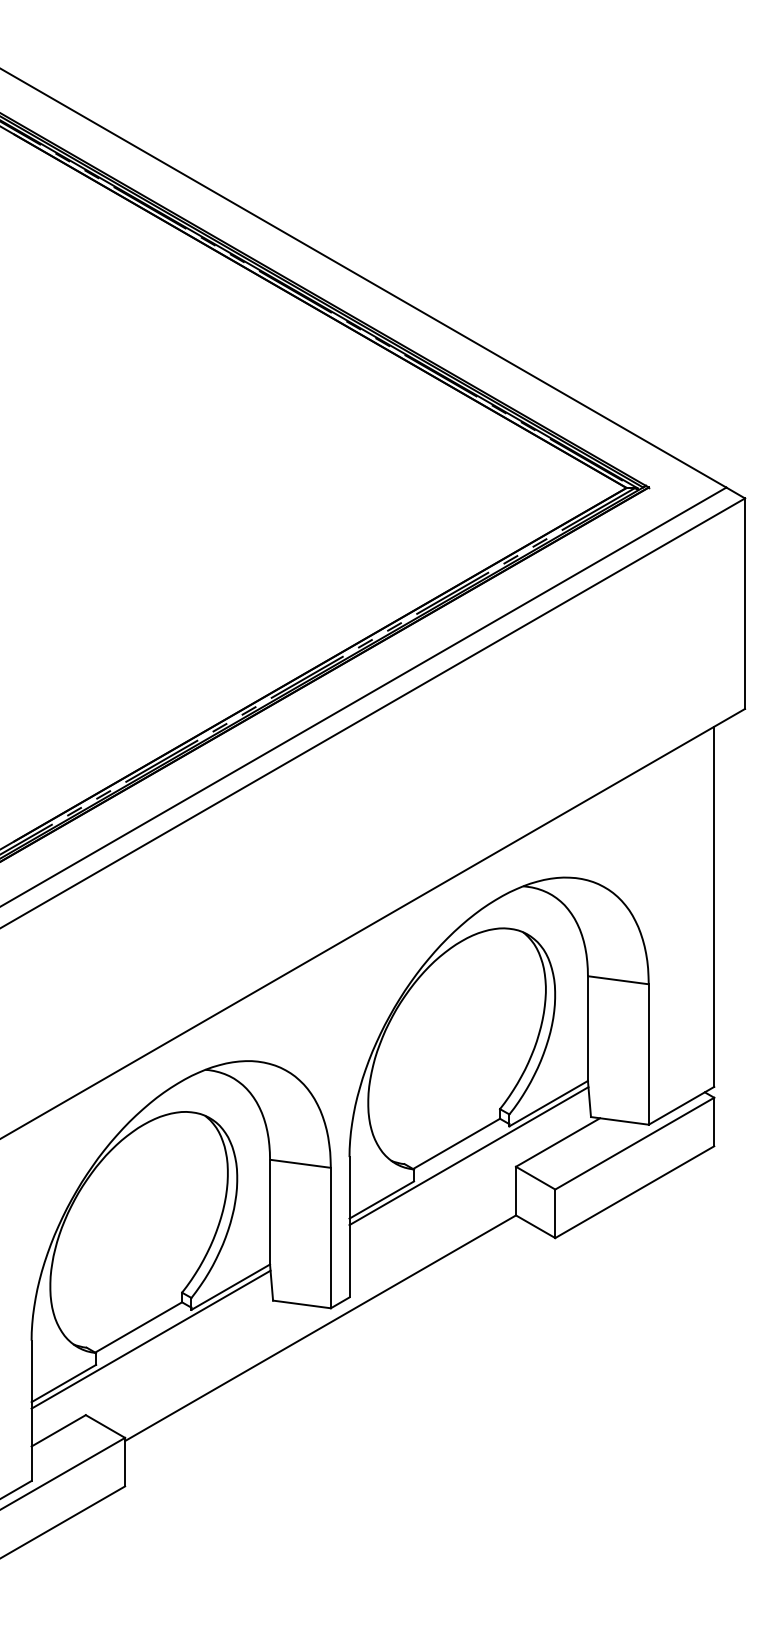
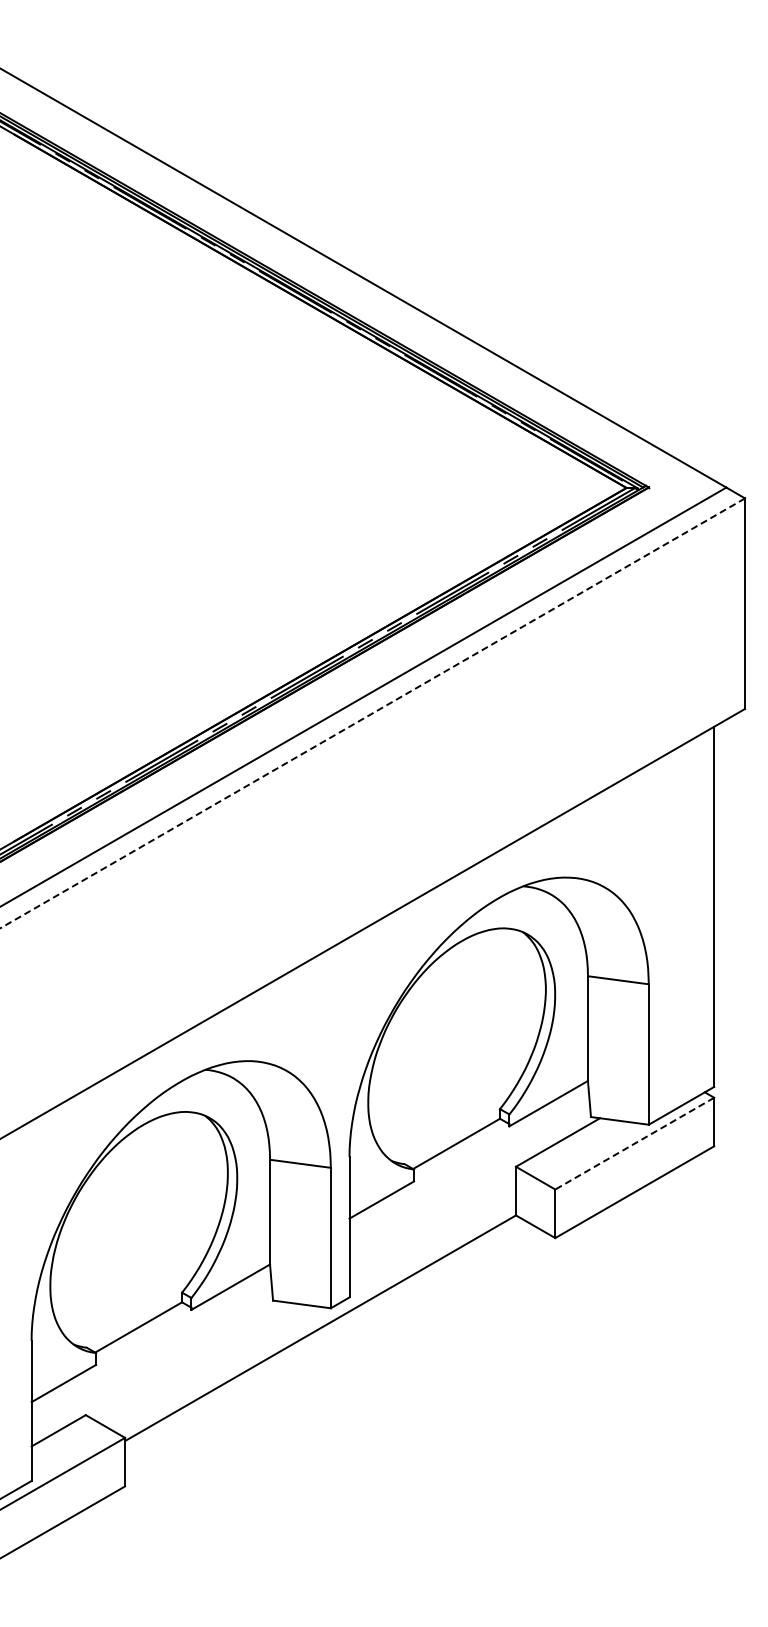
line: solid -> dashed (372, 713)
line: solid -> dashed (634, 1143)
line: present -> none (468, 1156)
line: present -> none (150, 1339)
